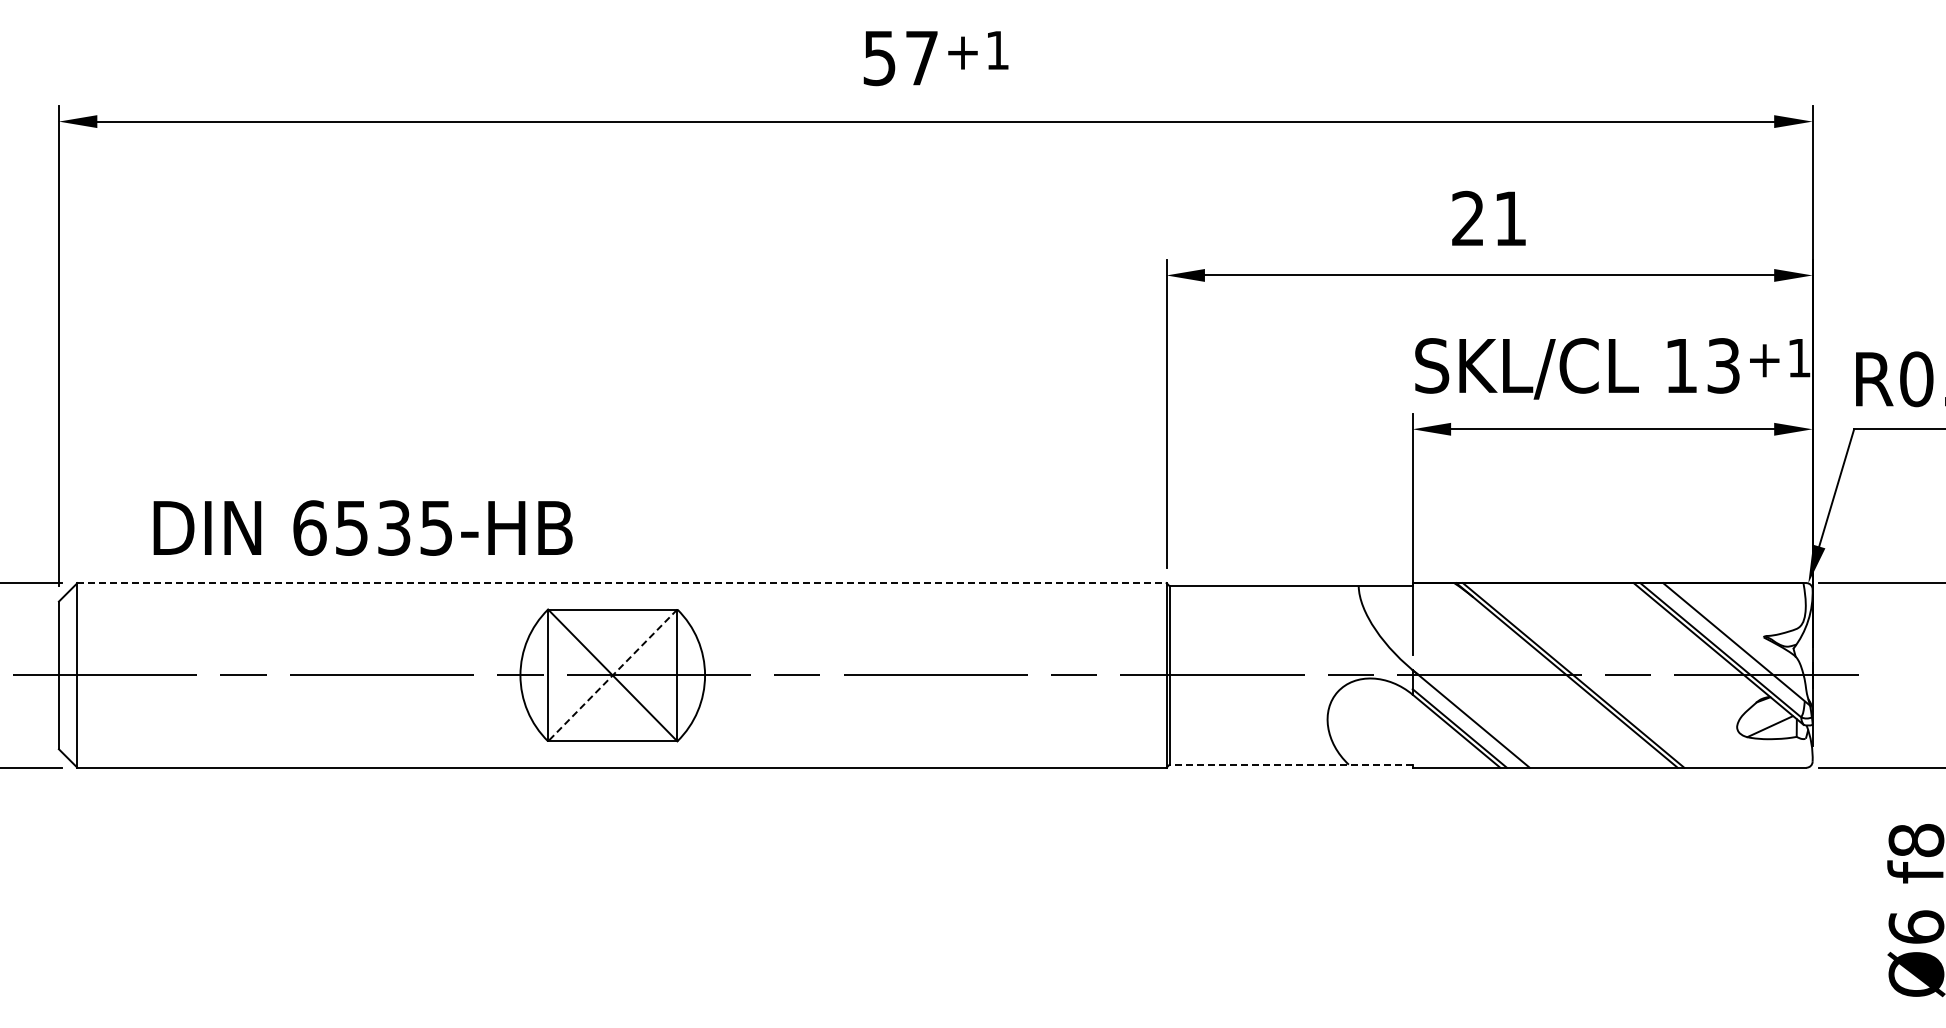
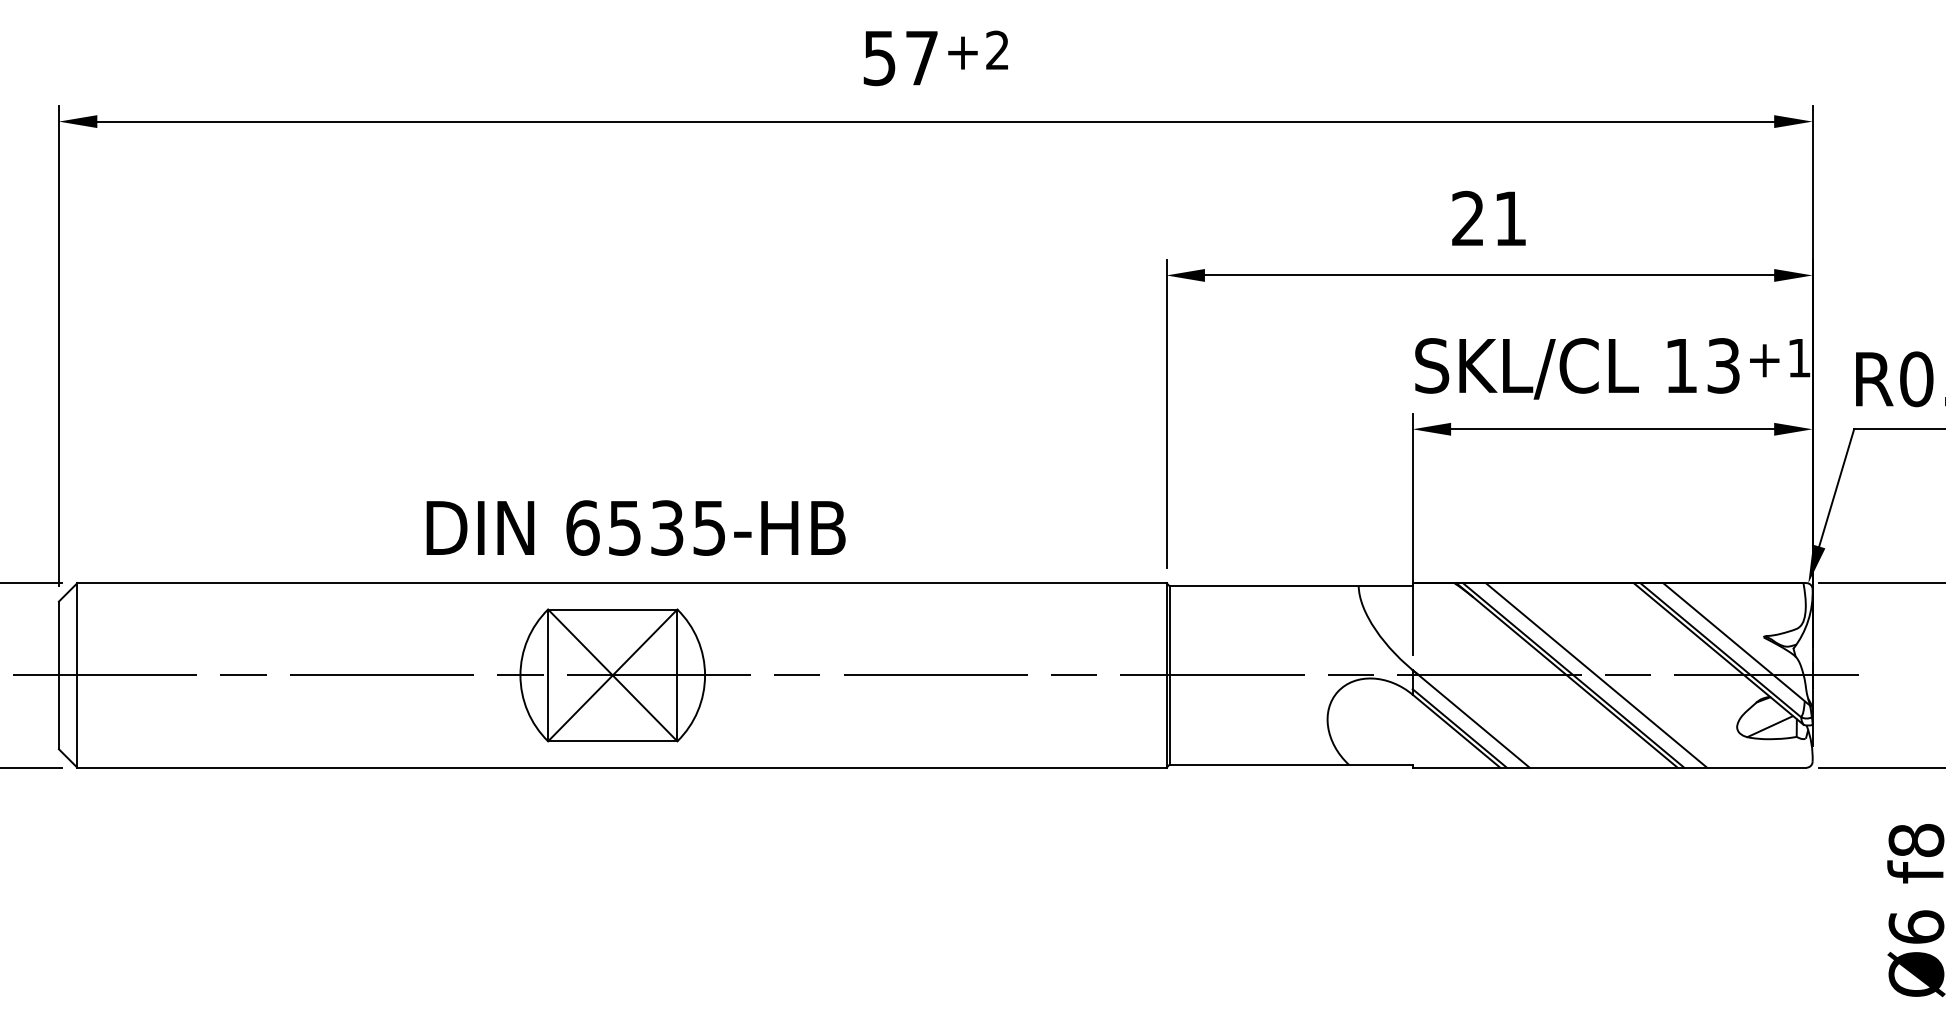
text: +1 -> +2 (997, 49)
text position: (362, 527) -> (635, 527) (635, 527)
line: dashed -> solid (621, 583)
line: dashed -> solid (612, 675)
line: none -> present (1596, 675)
line: dashed -> solid (1291, 764)
